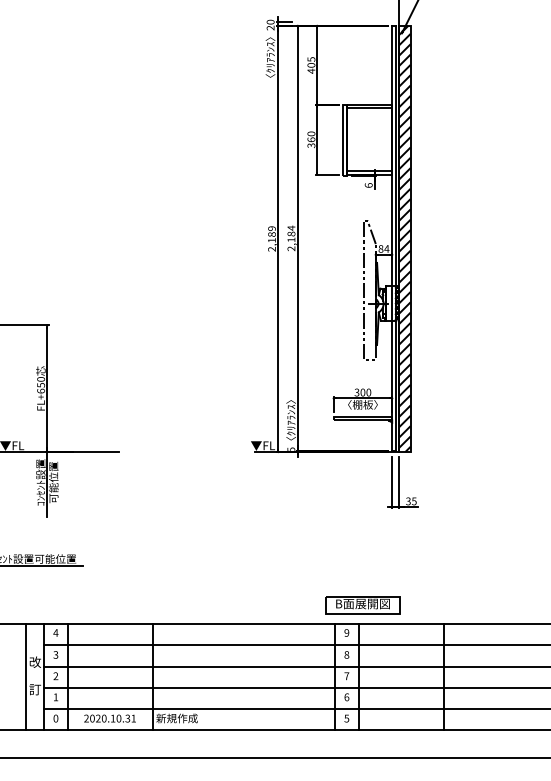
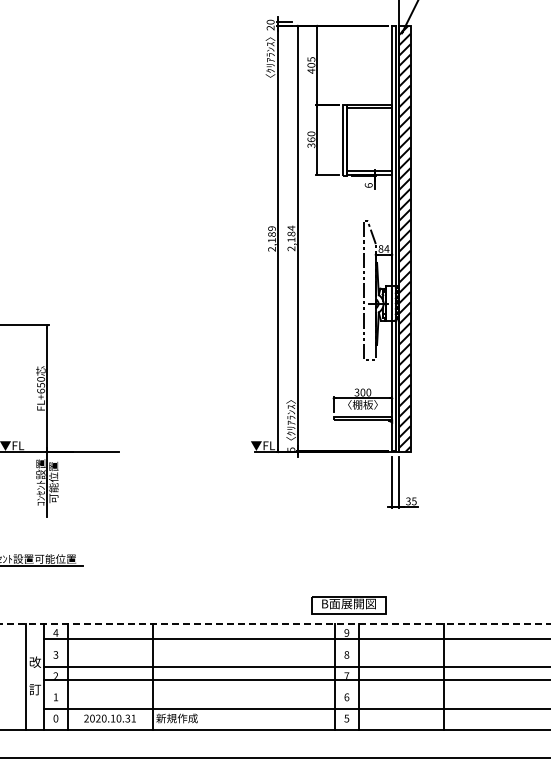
part position: (362, 605) -> (348, 605) (348, 605)
line: solid -> dashed (275, 624)
line position: (295, 645) -> (295, 639) (295, 639)
line position: (295, 687) -> (295, 679) (295, 679)
